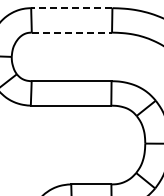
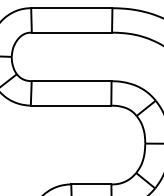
line: dashed -> solid (71, 8)
line: dashed -> solid (72, 32)
